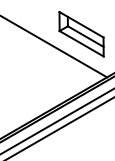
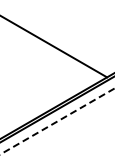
part: present -> none (81, 34)
line: solid -> dashed (57, 121)
line: present -> none (60, 127)
